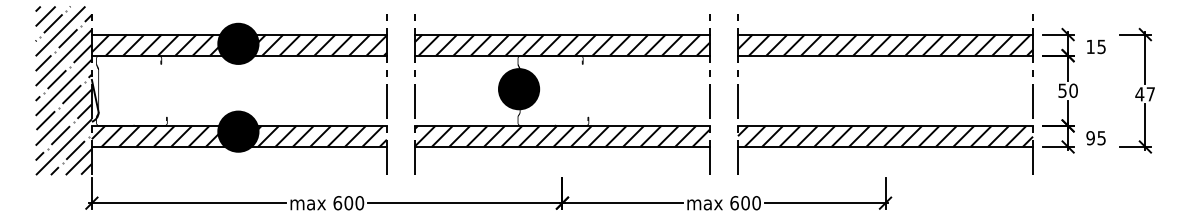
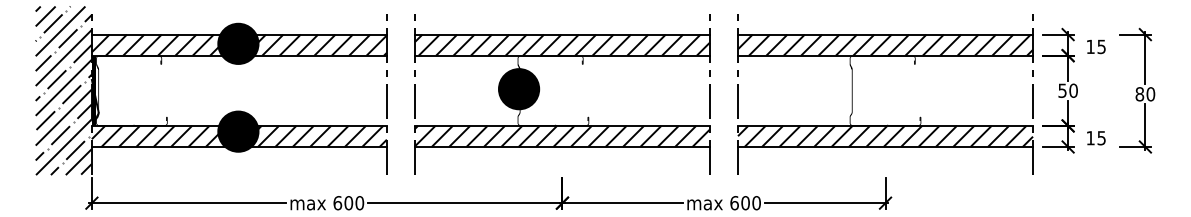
fill: none -> present (93, 90)
fill: none -> present (885, 90)
text: 47 -> 80 (1145, 94)
text: 95 -> 15 (1090, 138)
